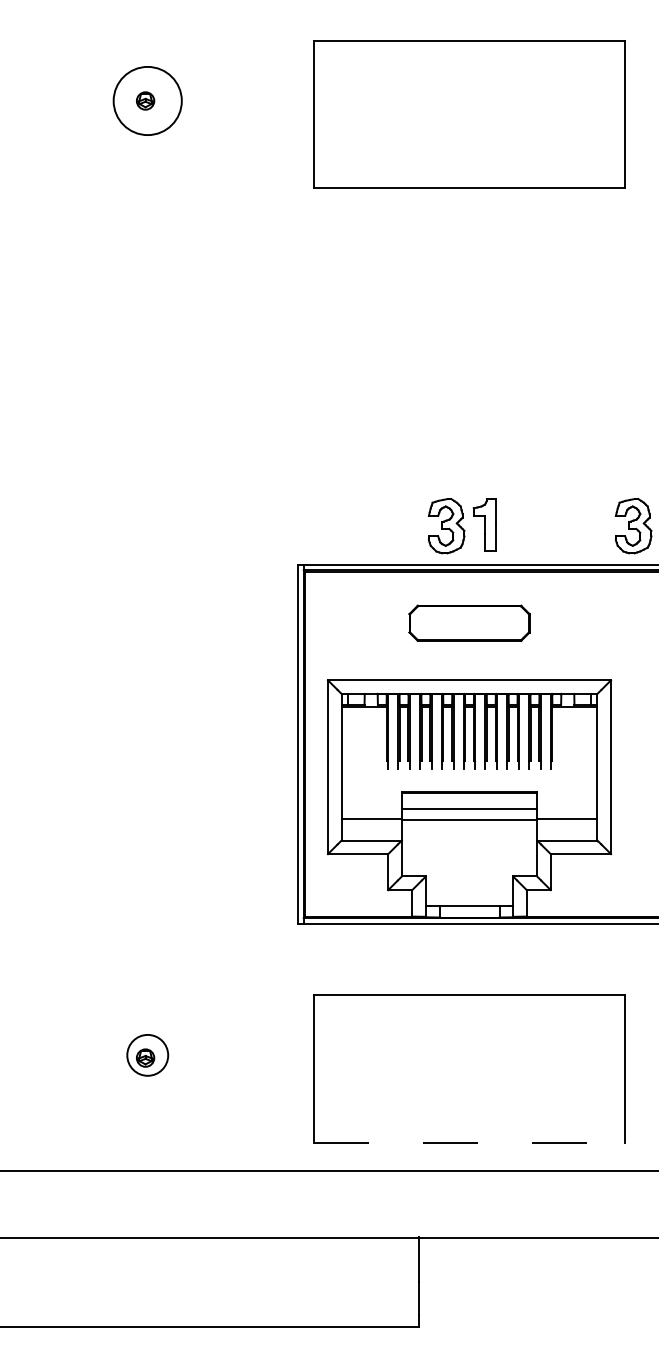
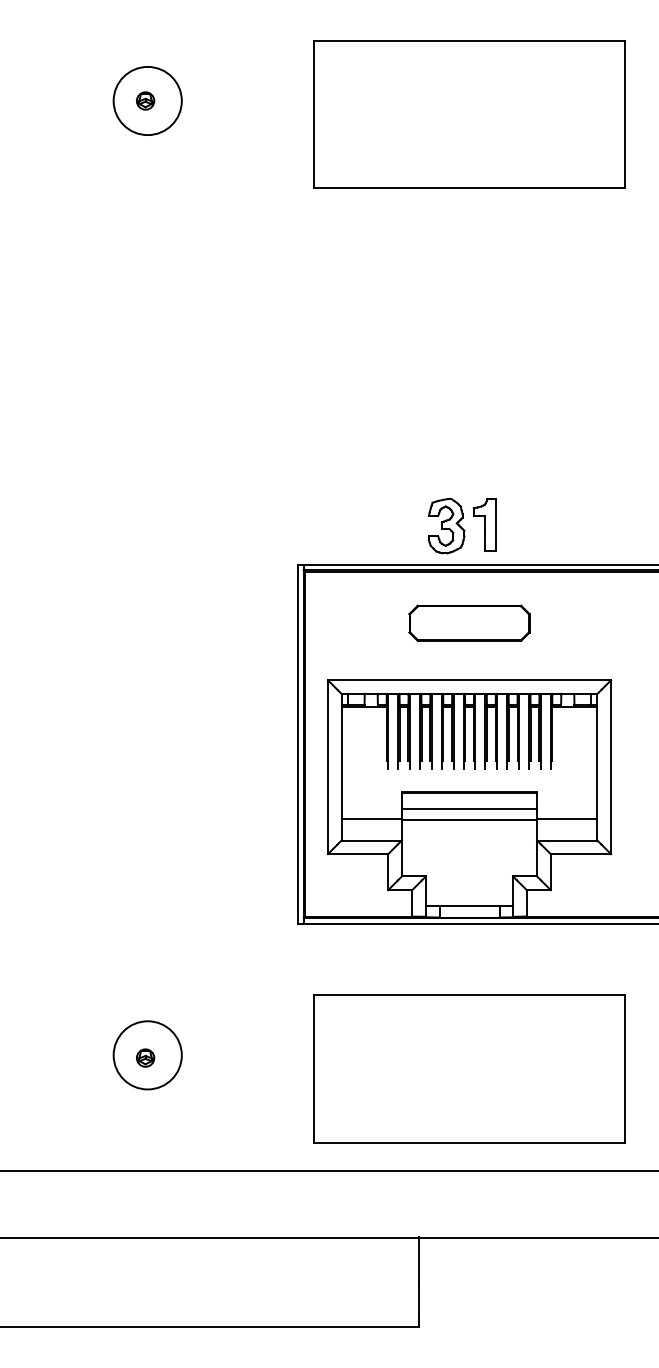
part: present -> none (633, 526)
circle diameter: 41 px -> 68 px (147, 1055)
line: dashed -> solid (470, 1142)
